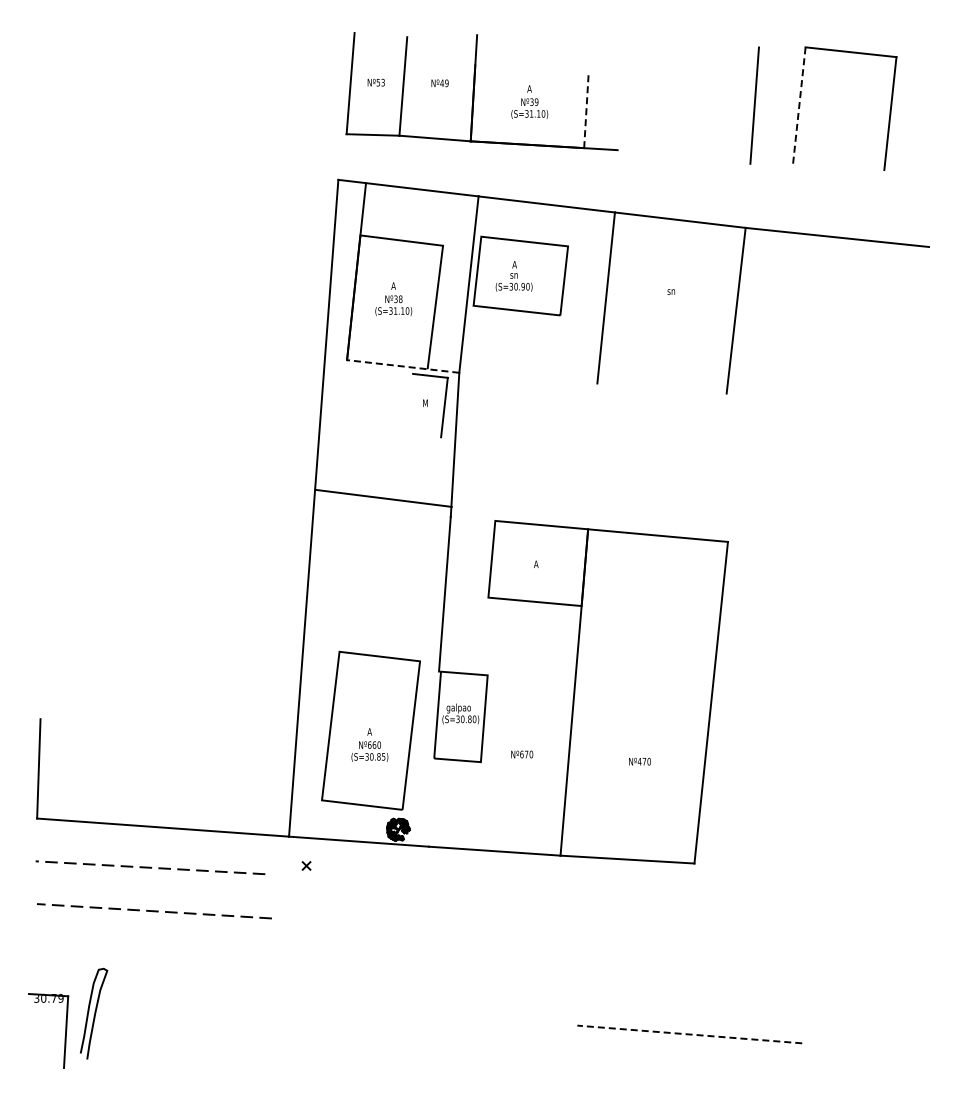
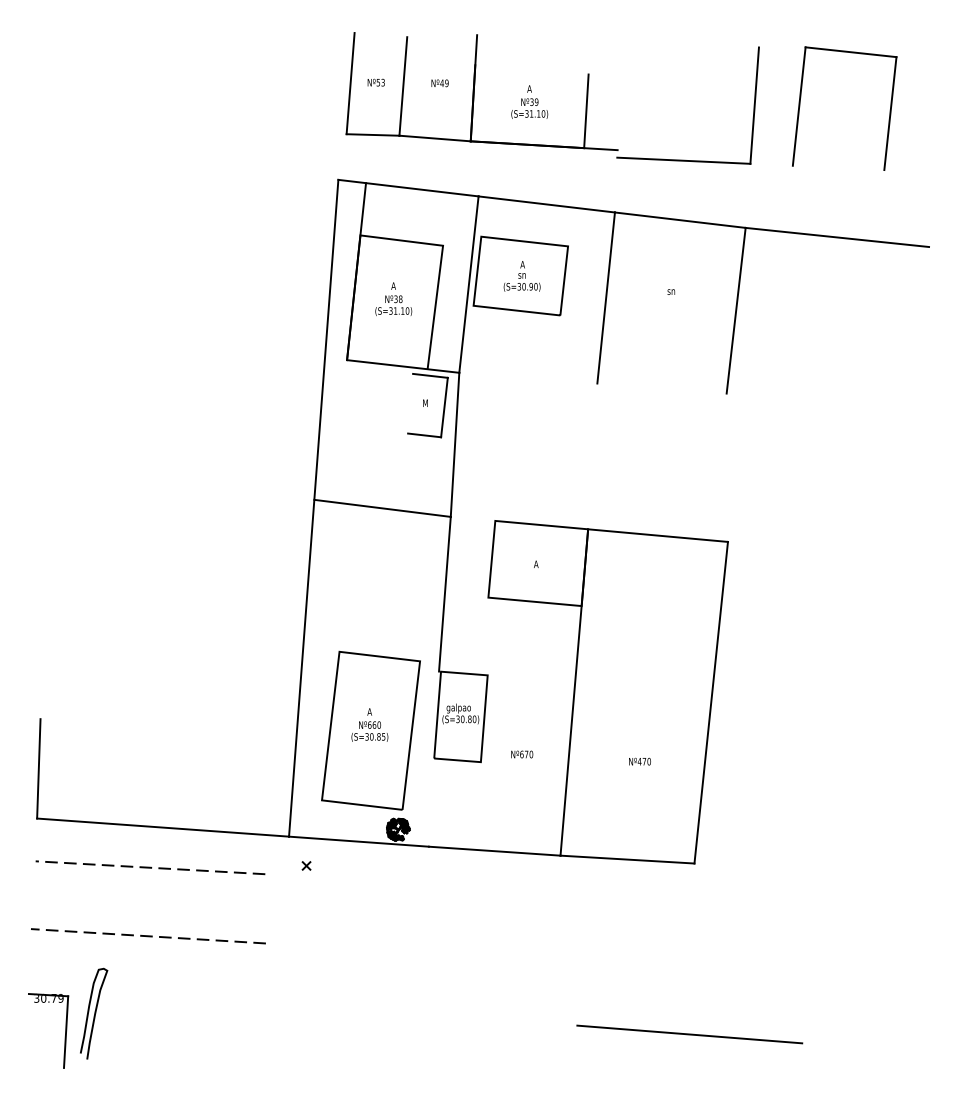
line: dashed -> solid (799, 106)
line: dashed -> solid (586, 111)
line: none -> present (683, 160)
text position: (513, 276) -> (521, 276) (521, 276)
line: dashed -> solid (402, 366)
line: none -> present (424, 435)
line position: (383, 497) -> (382, 507) (382, 507)
text position: (369, 744) -> (369, 724) (369, 724)
line position: (154, 911) -> (148, 936) (148, 936)
line: dashed -> solid (689, 1034)
